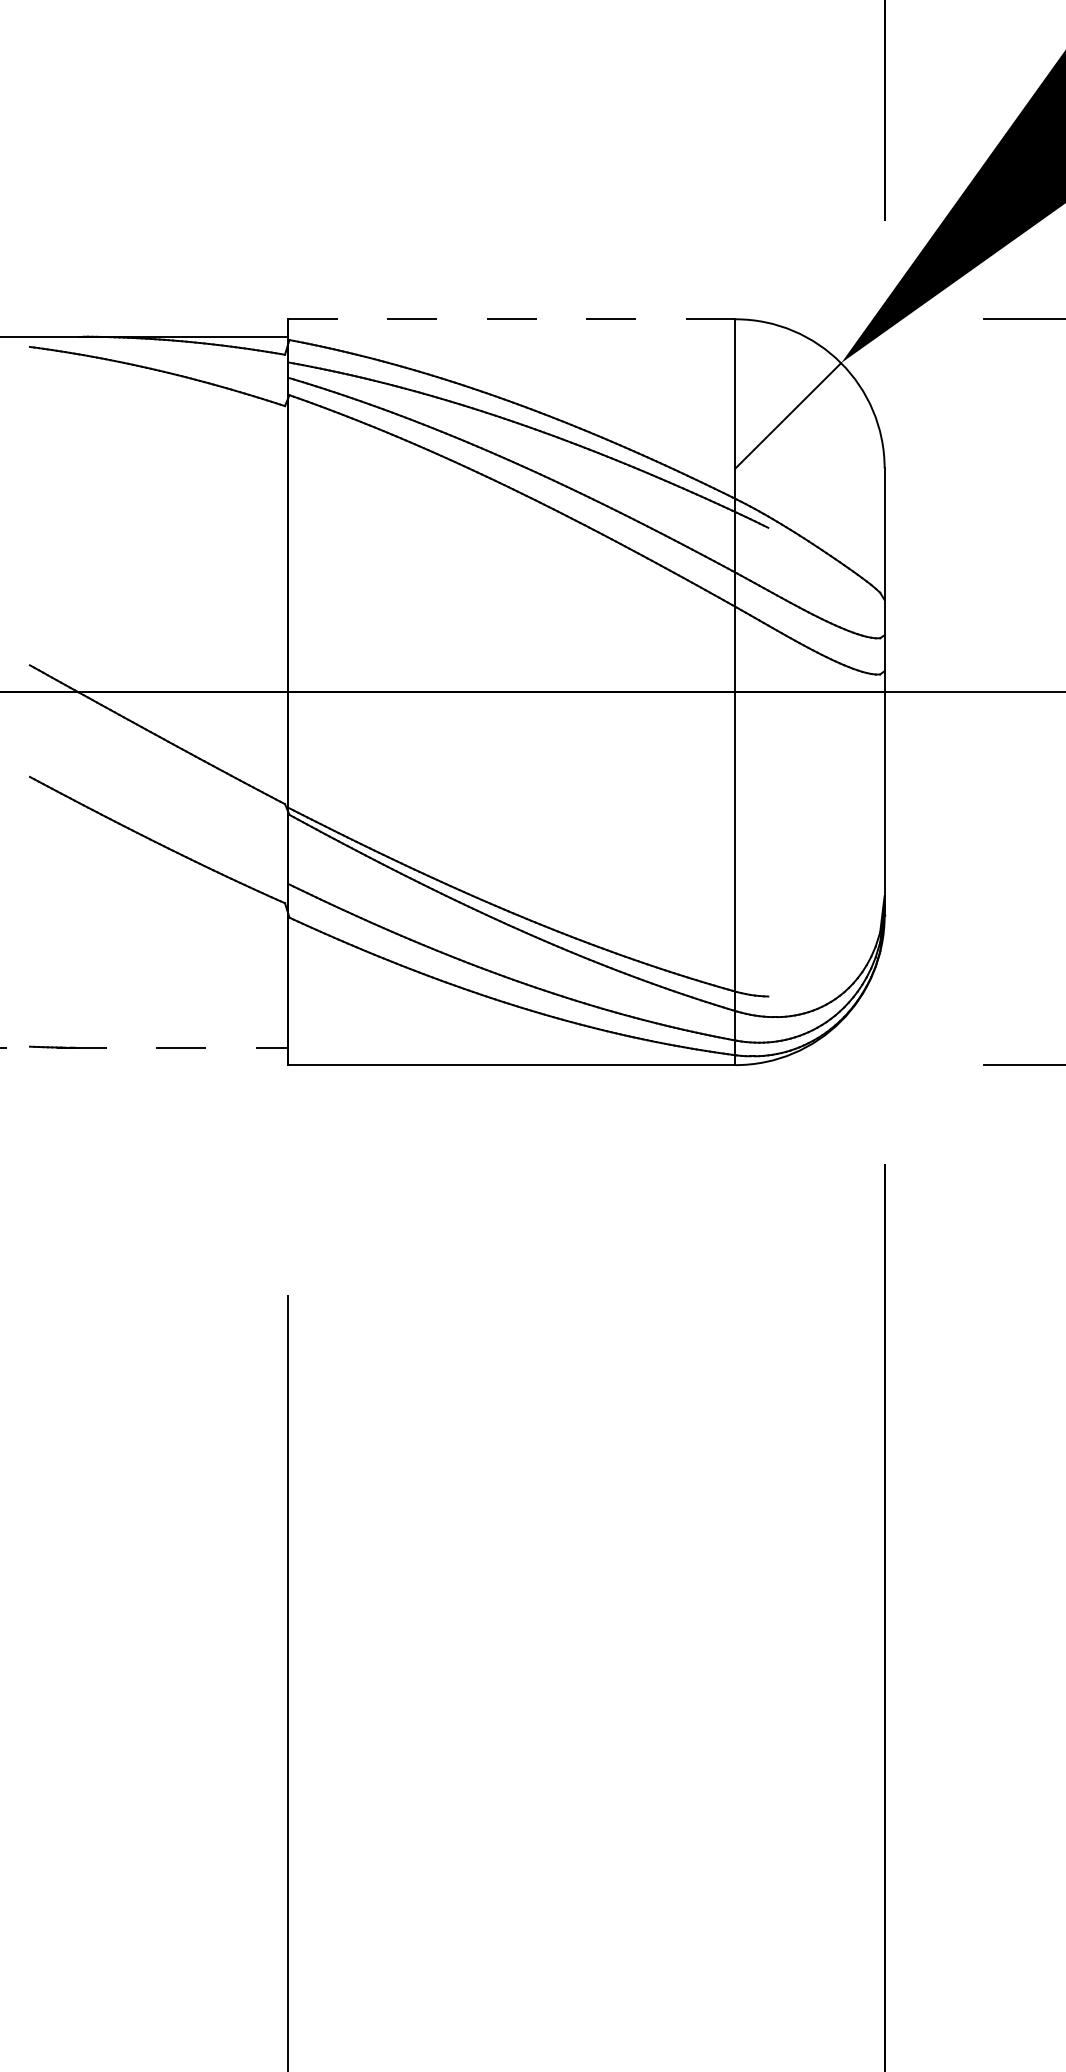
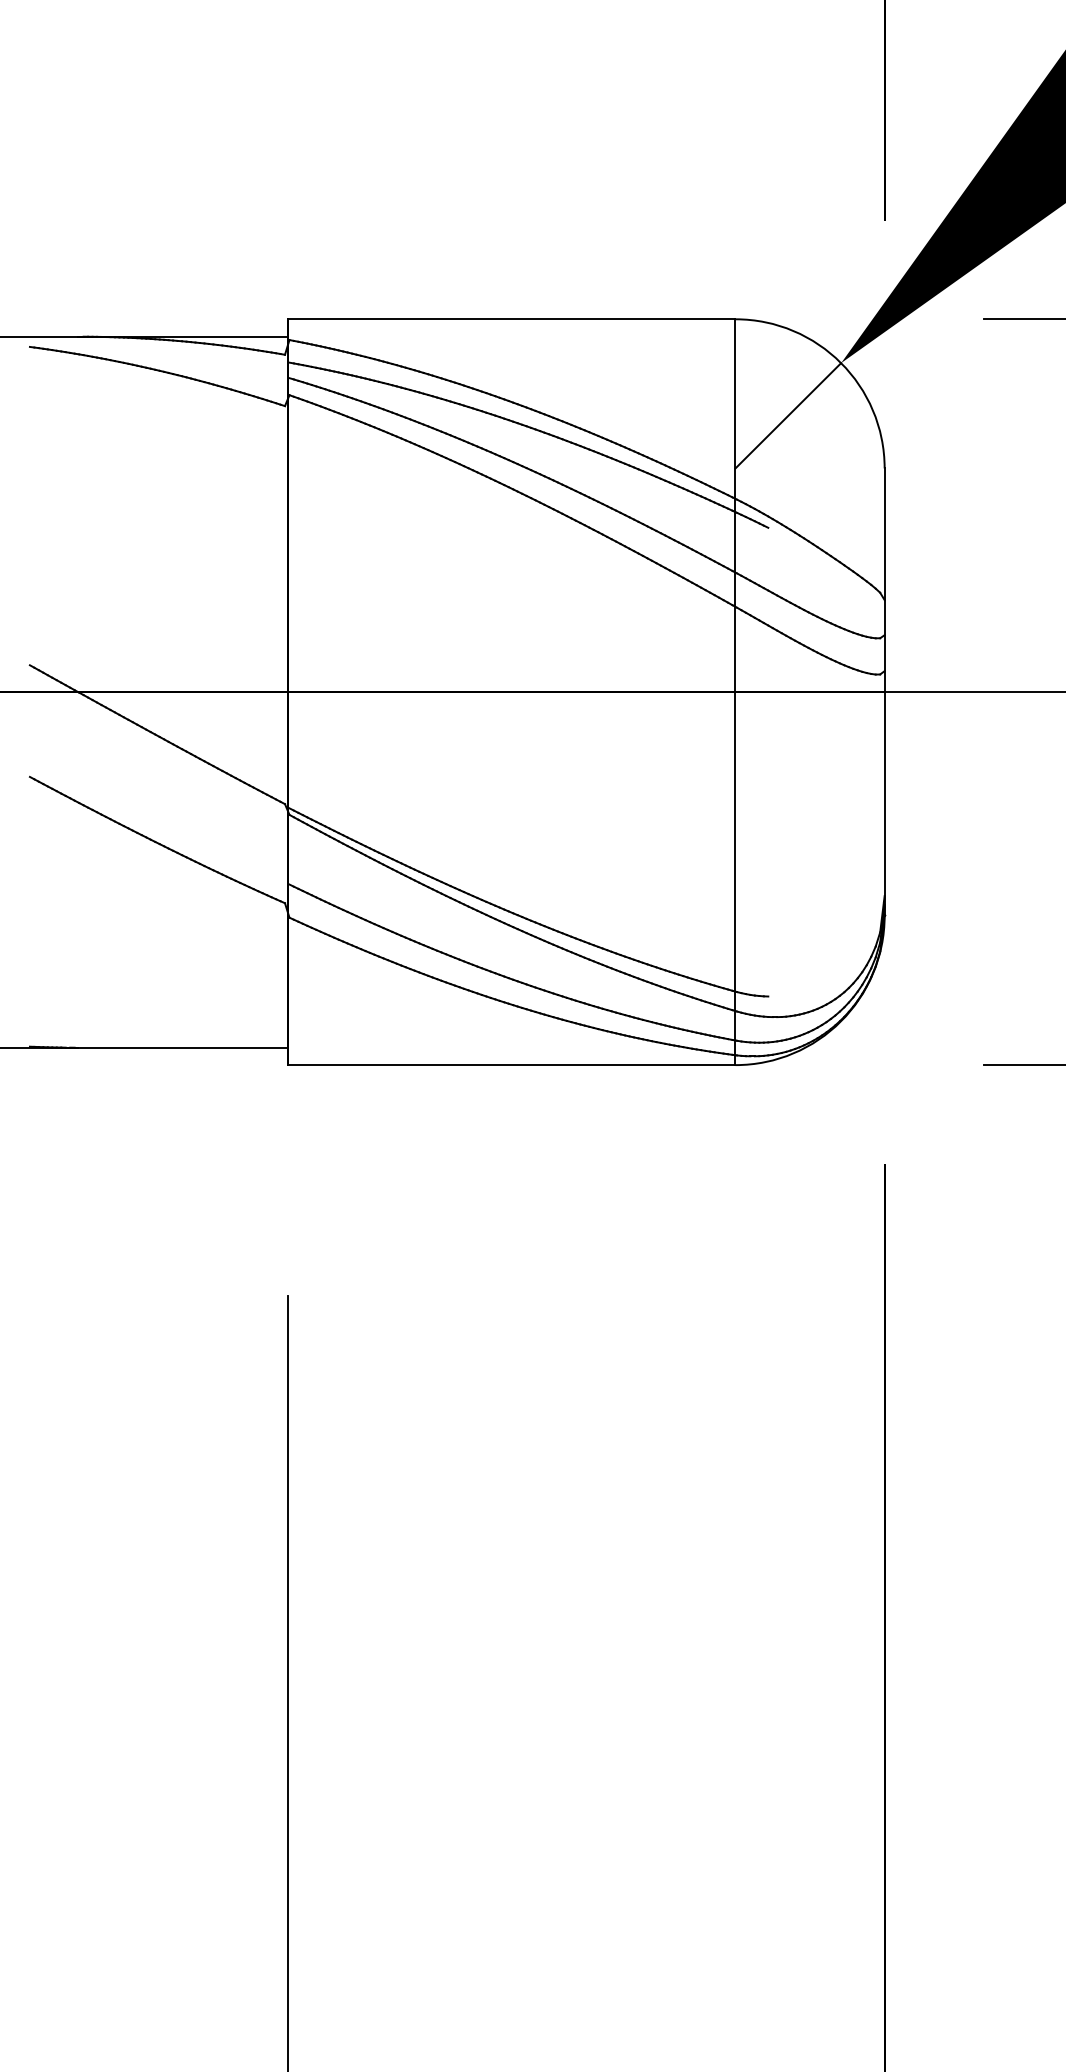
line: dashed -> solid (511, 319)
line: dashed -> solid (144, 1047)
